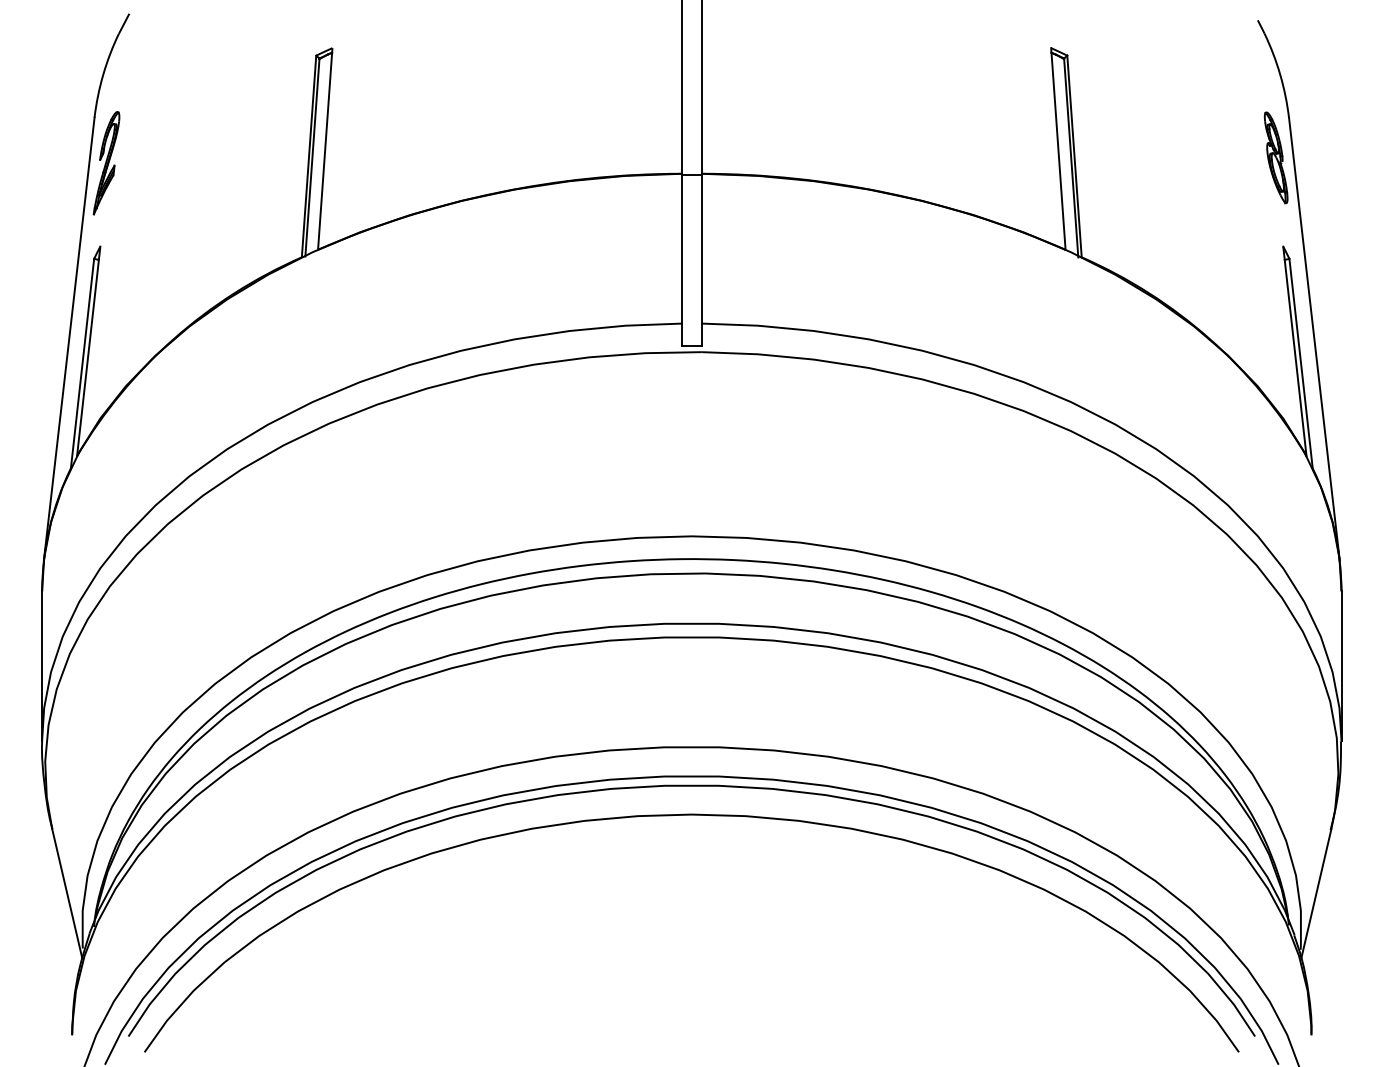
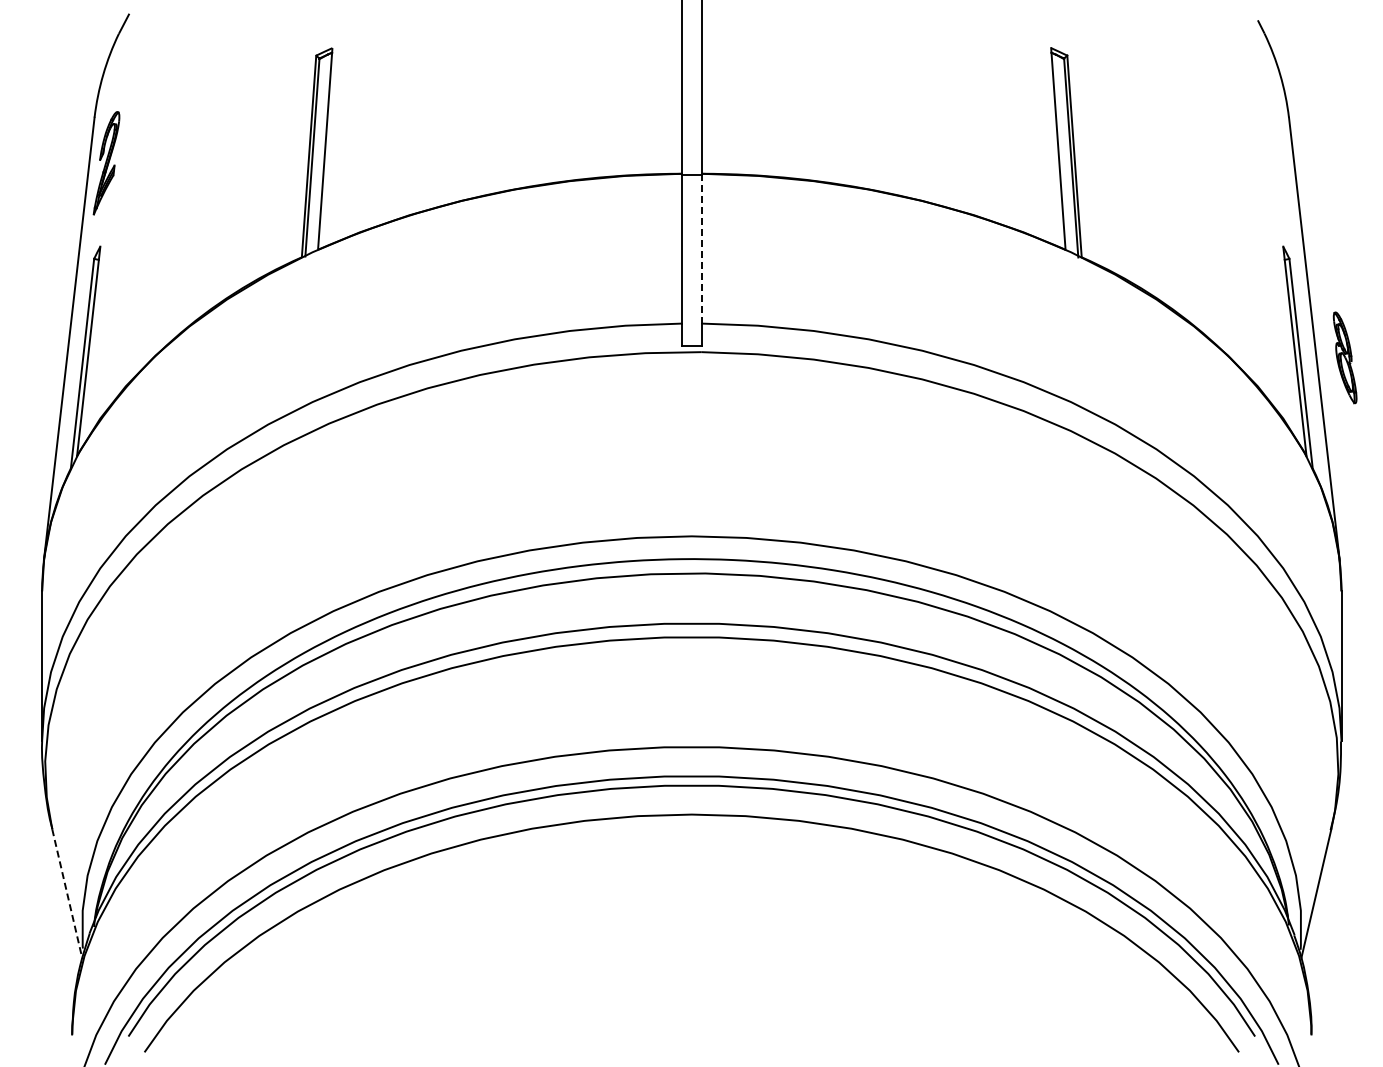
part position: (1275, 157) -> (1344, 357) (1344, 357)
line: solid -> dashed (701, 248)
line: solid -> dashed (67, 894)
